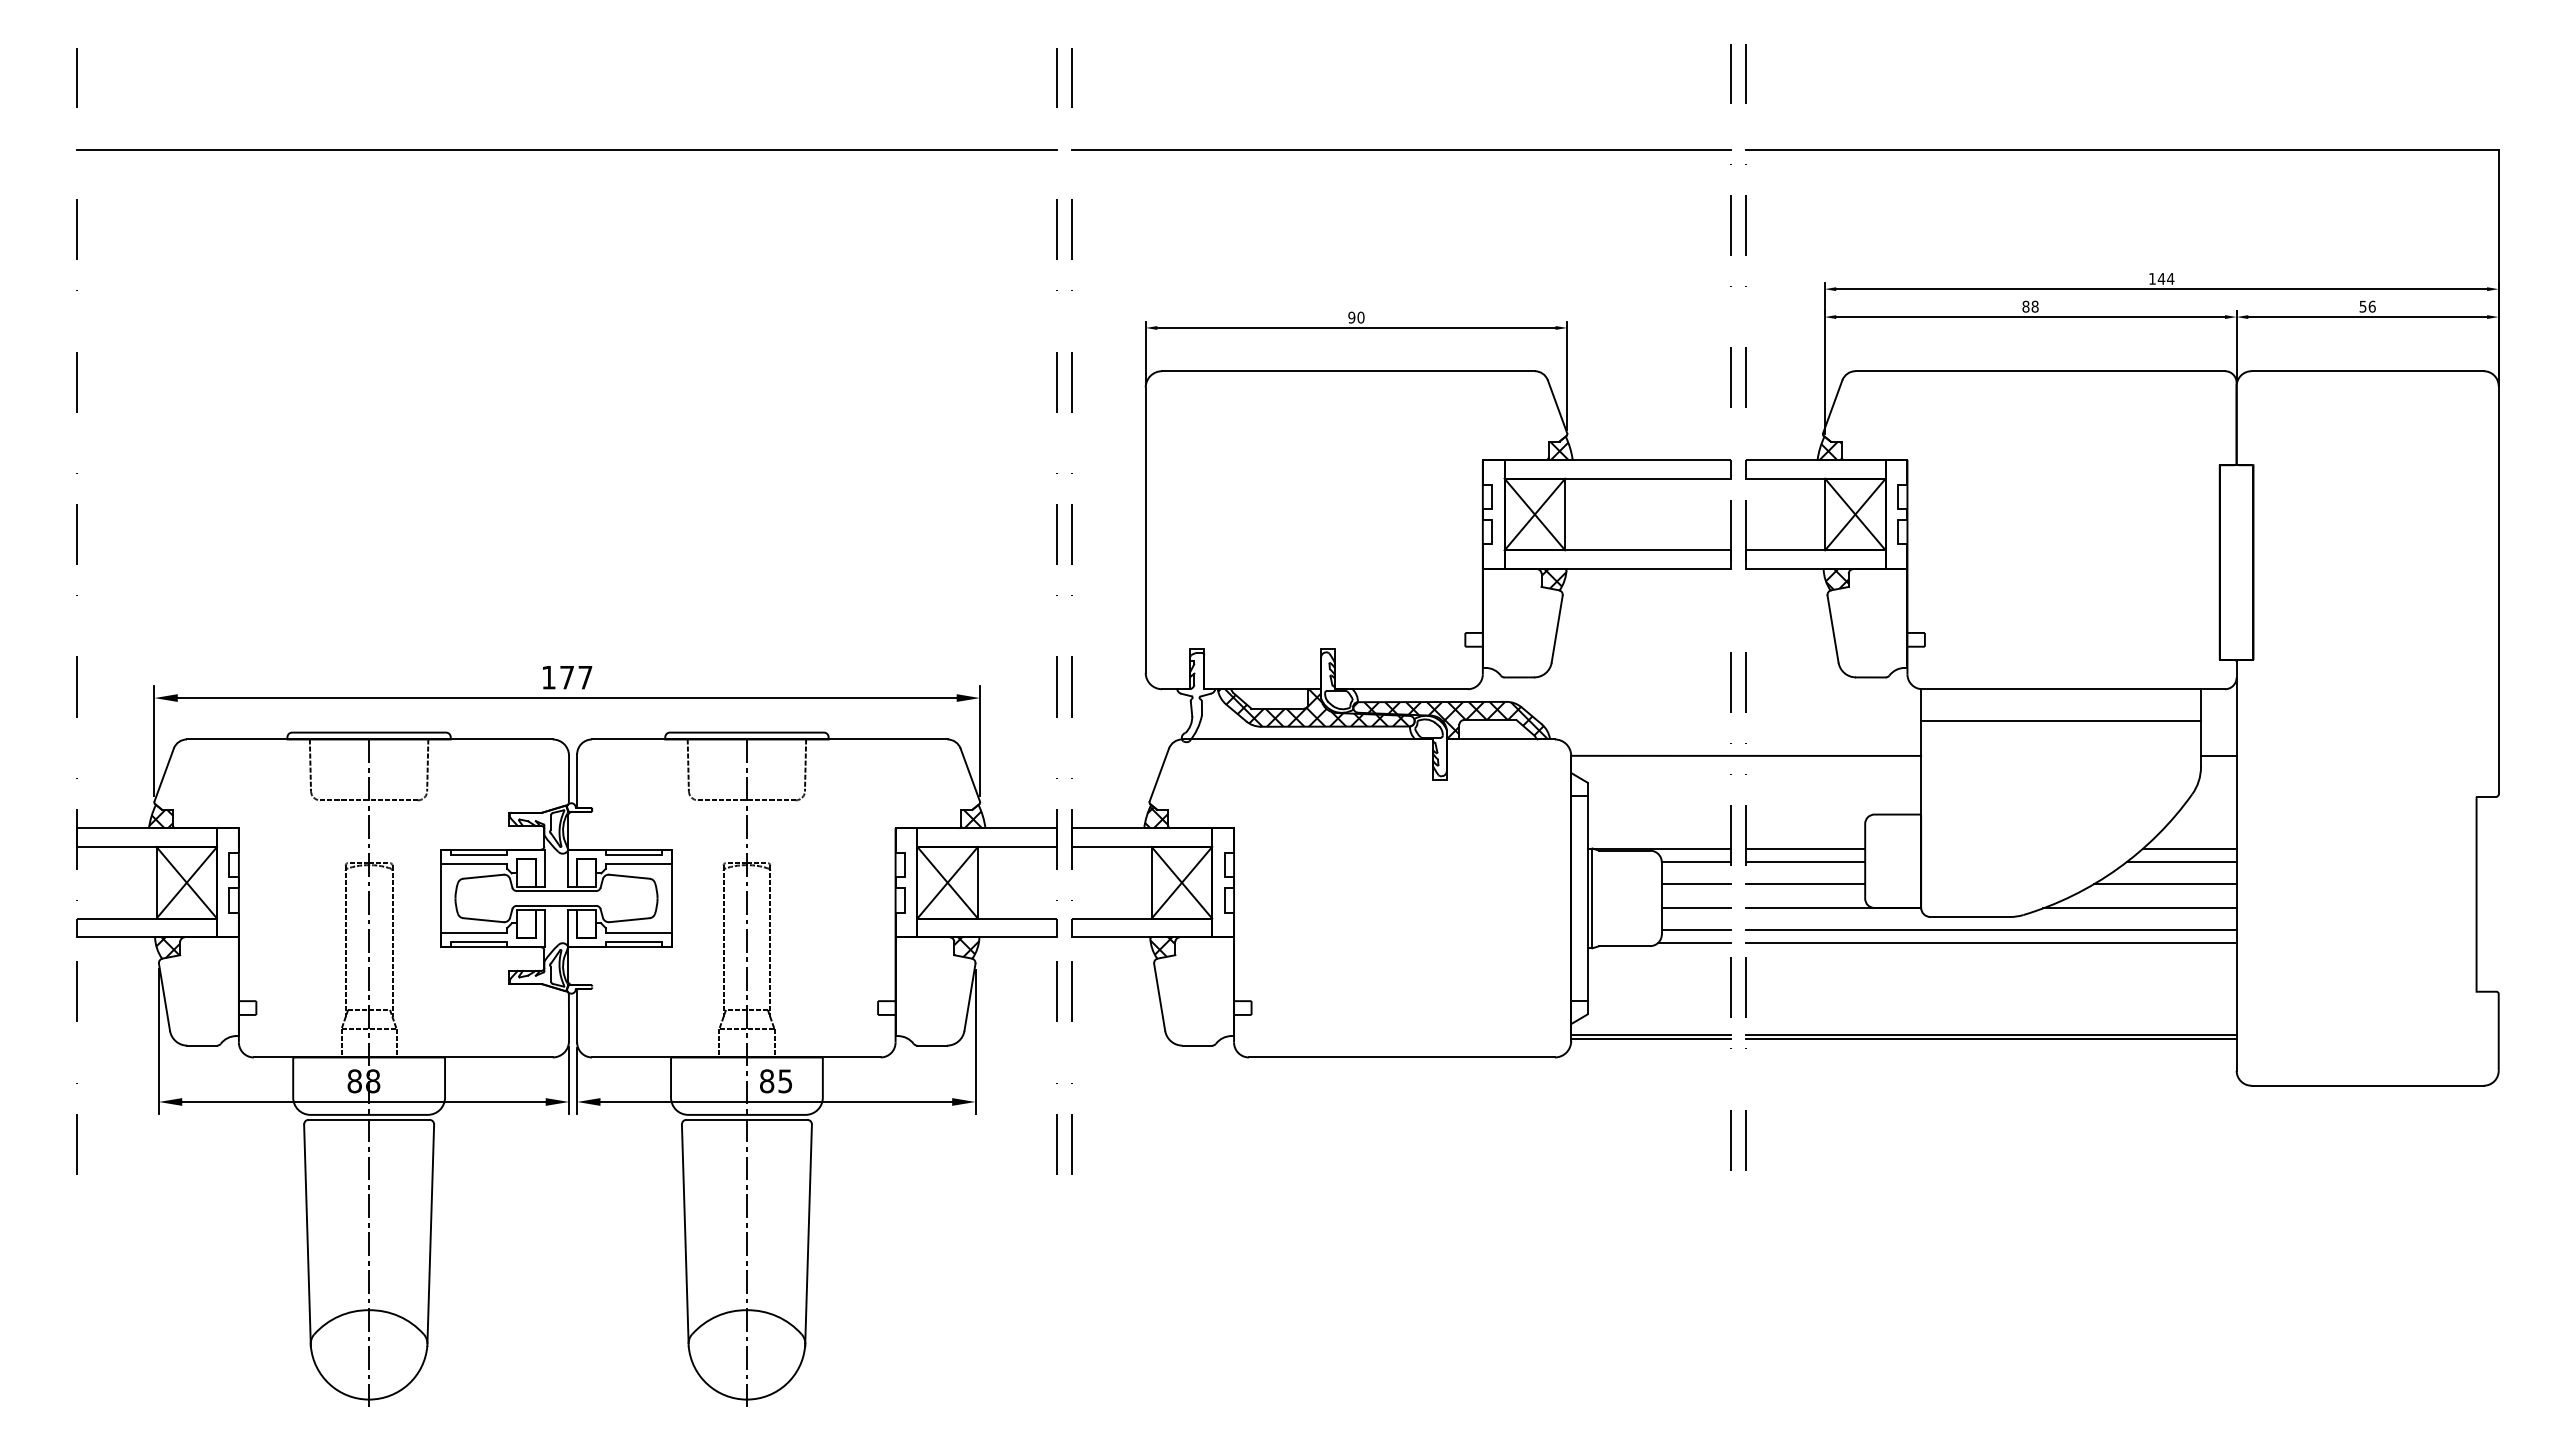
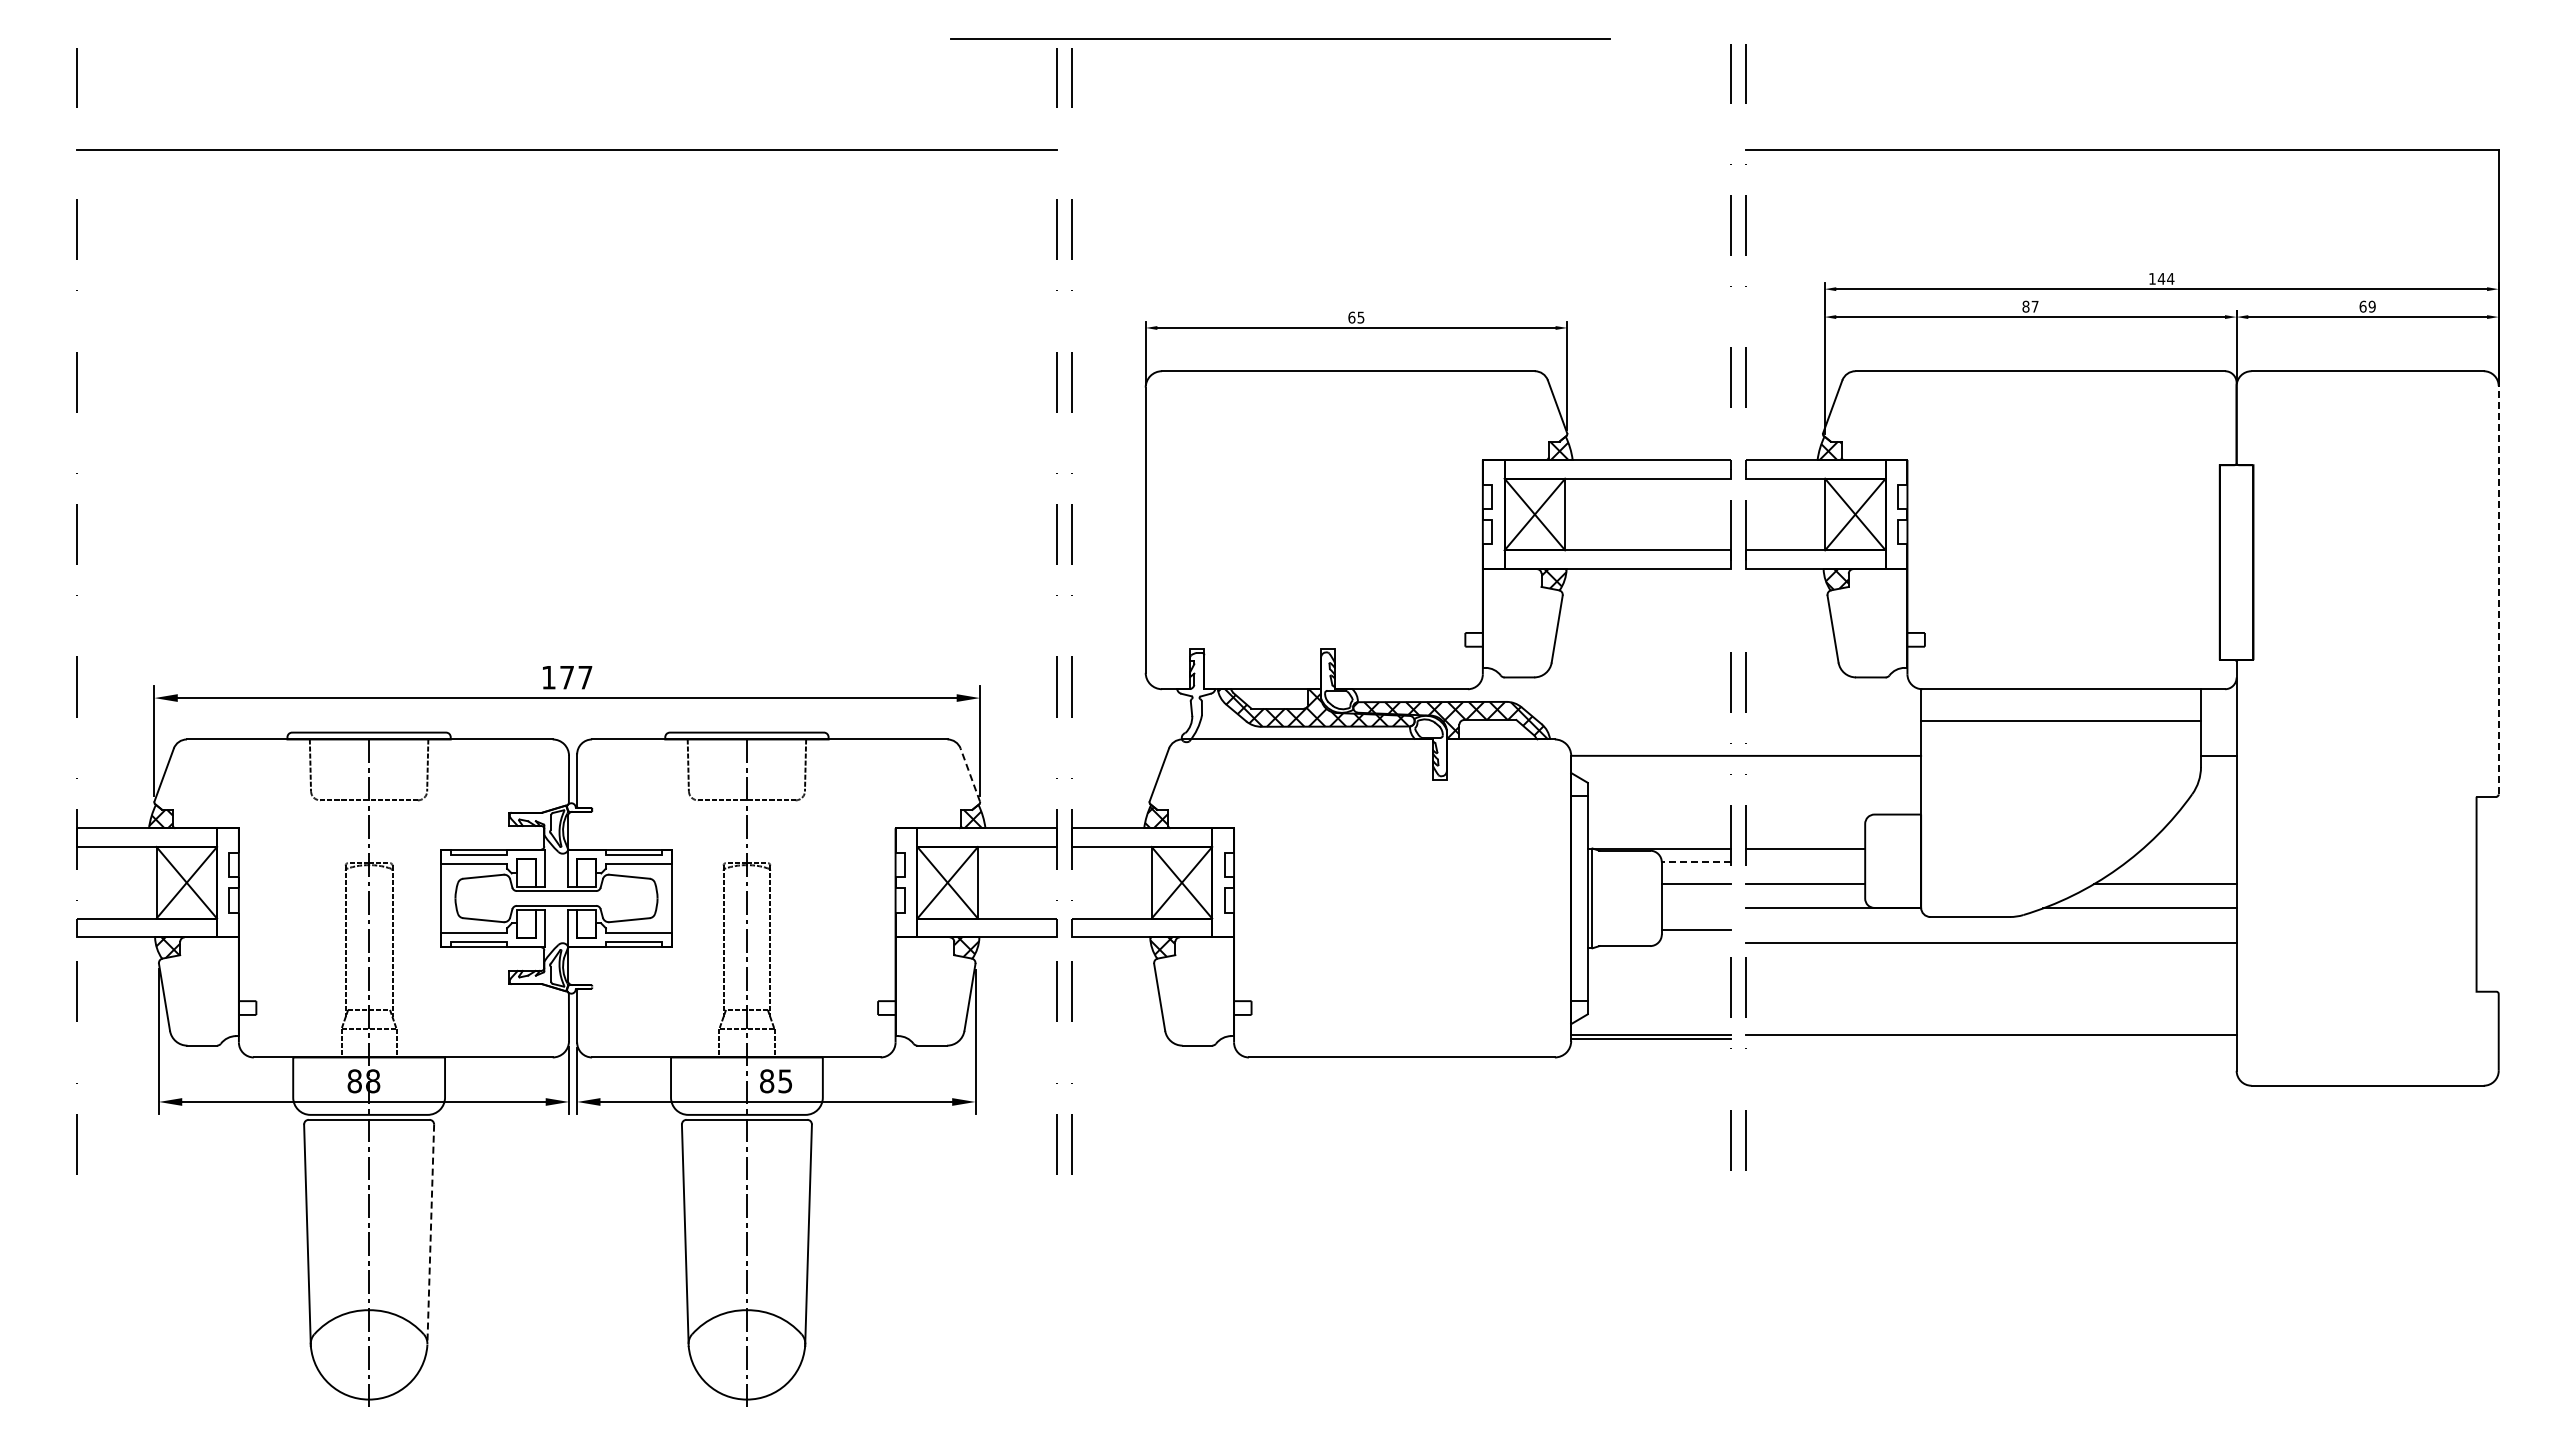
line position: (1401, 149) -> (1280, 38) (1280, 38)
text: 88 -> 87 (2034, 306)
text: 56 -> 69 (2367, 306)
text: 90 -> 65 (1356, 317)
line: solid -> dashed (2498, 589)
line: solid -> dashed (970, 774)
line: present -> none (2189, 849)
line: solid -> dashed (1695, 861)
line: present -> none (1805, 861)
line: present -> none (2181, 861)
line: present -> none (1695, 908)
line: present -> none (1990, 930)
line: present -> none (1694, 942)
line: present -> none (1990, 1039)
line: solid -> dashed (430, 1235)
